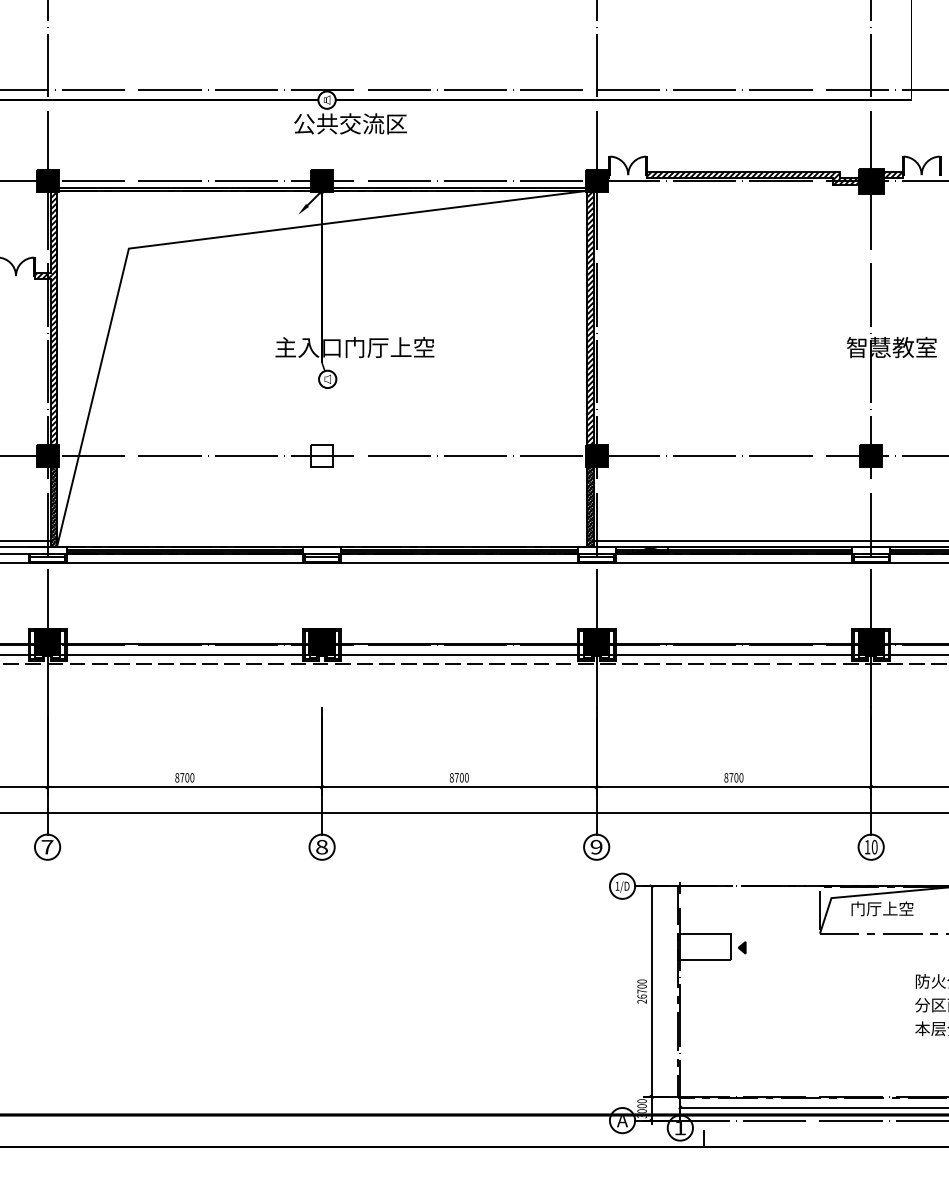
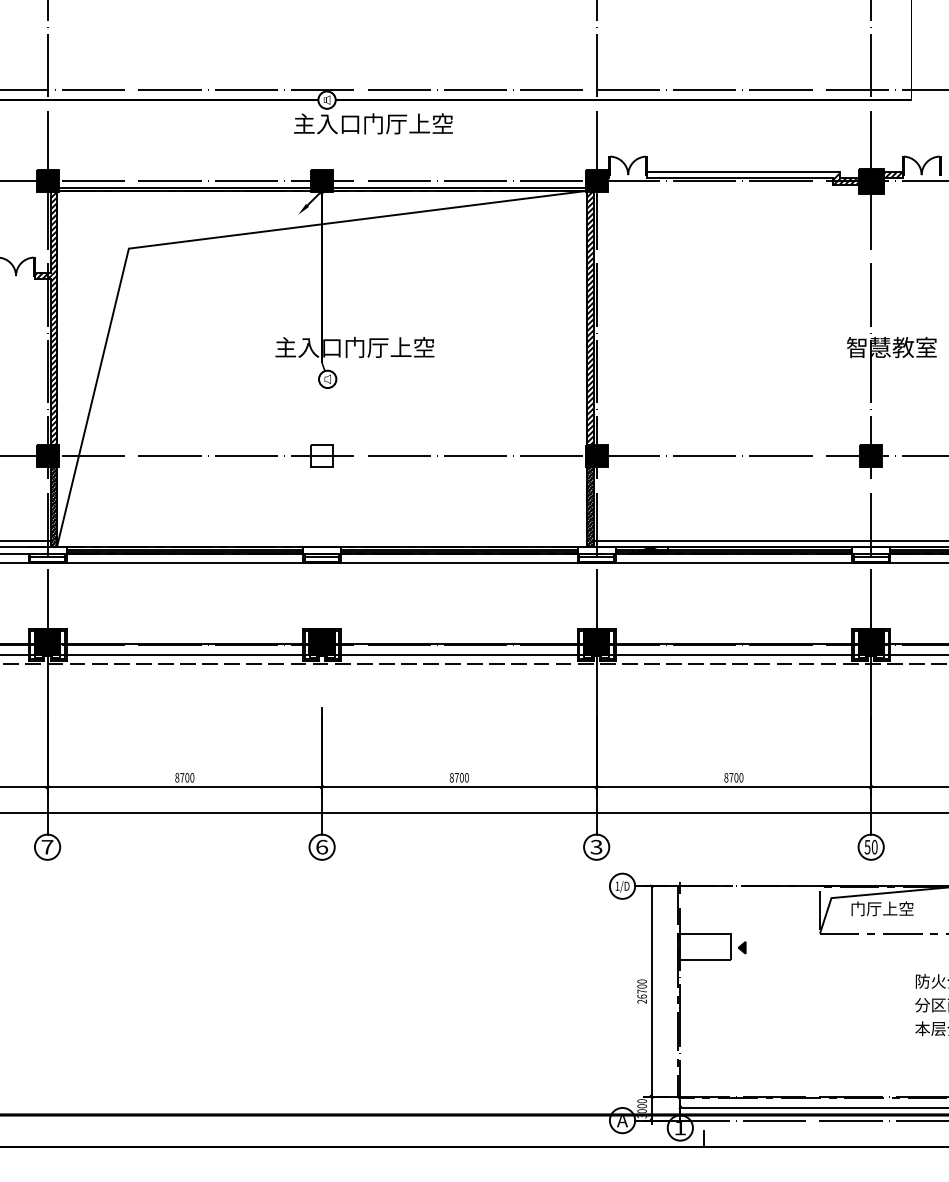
text: 公共交流区 -> 主入口门厅上空 (373, 123)
hatch: present -> none (741, 174)
text: 8 -> 6 (322, 846)
text: 9 -> 3 (596, 847)
text: 10 -> 50 (867, 847)
